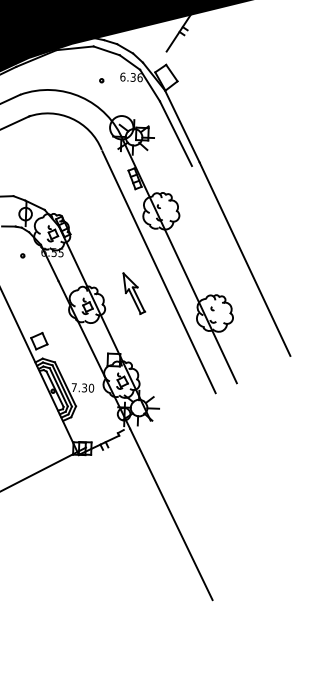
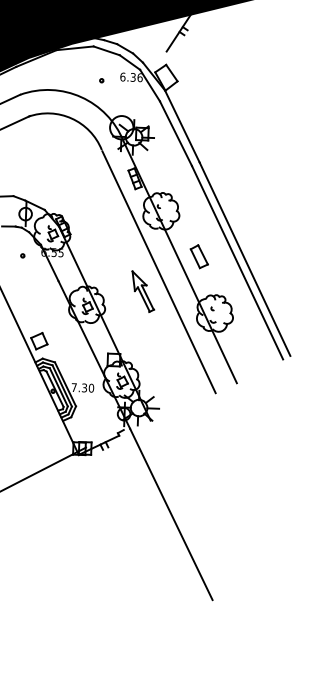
part: none -> present (198, 256)
line: none -> present (237, 262)
part position: (134, 293) -> (143, 291) (143, 291)
